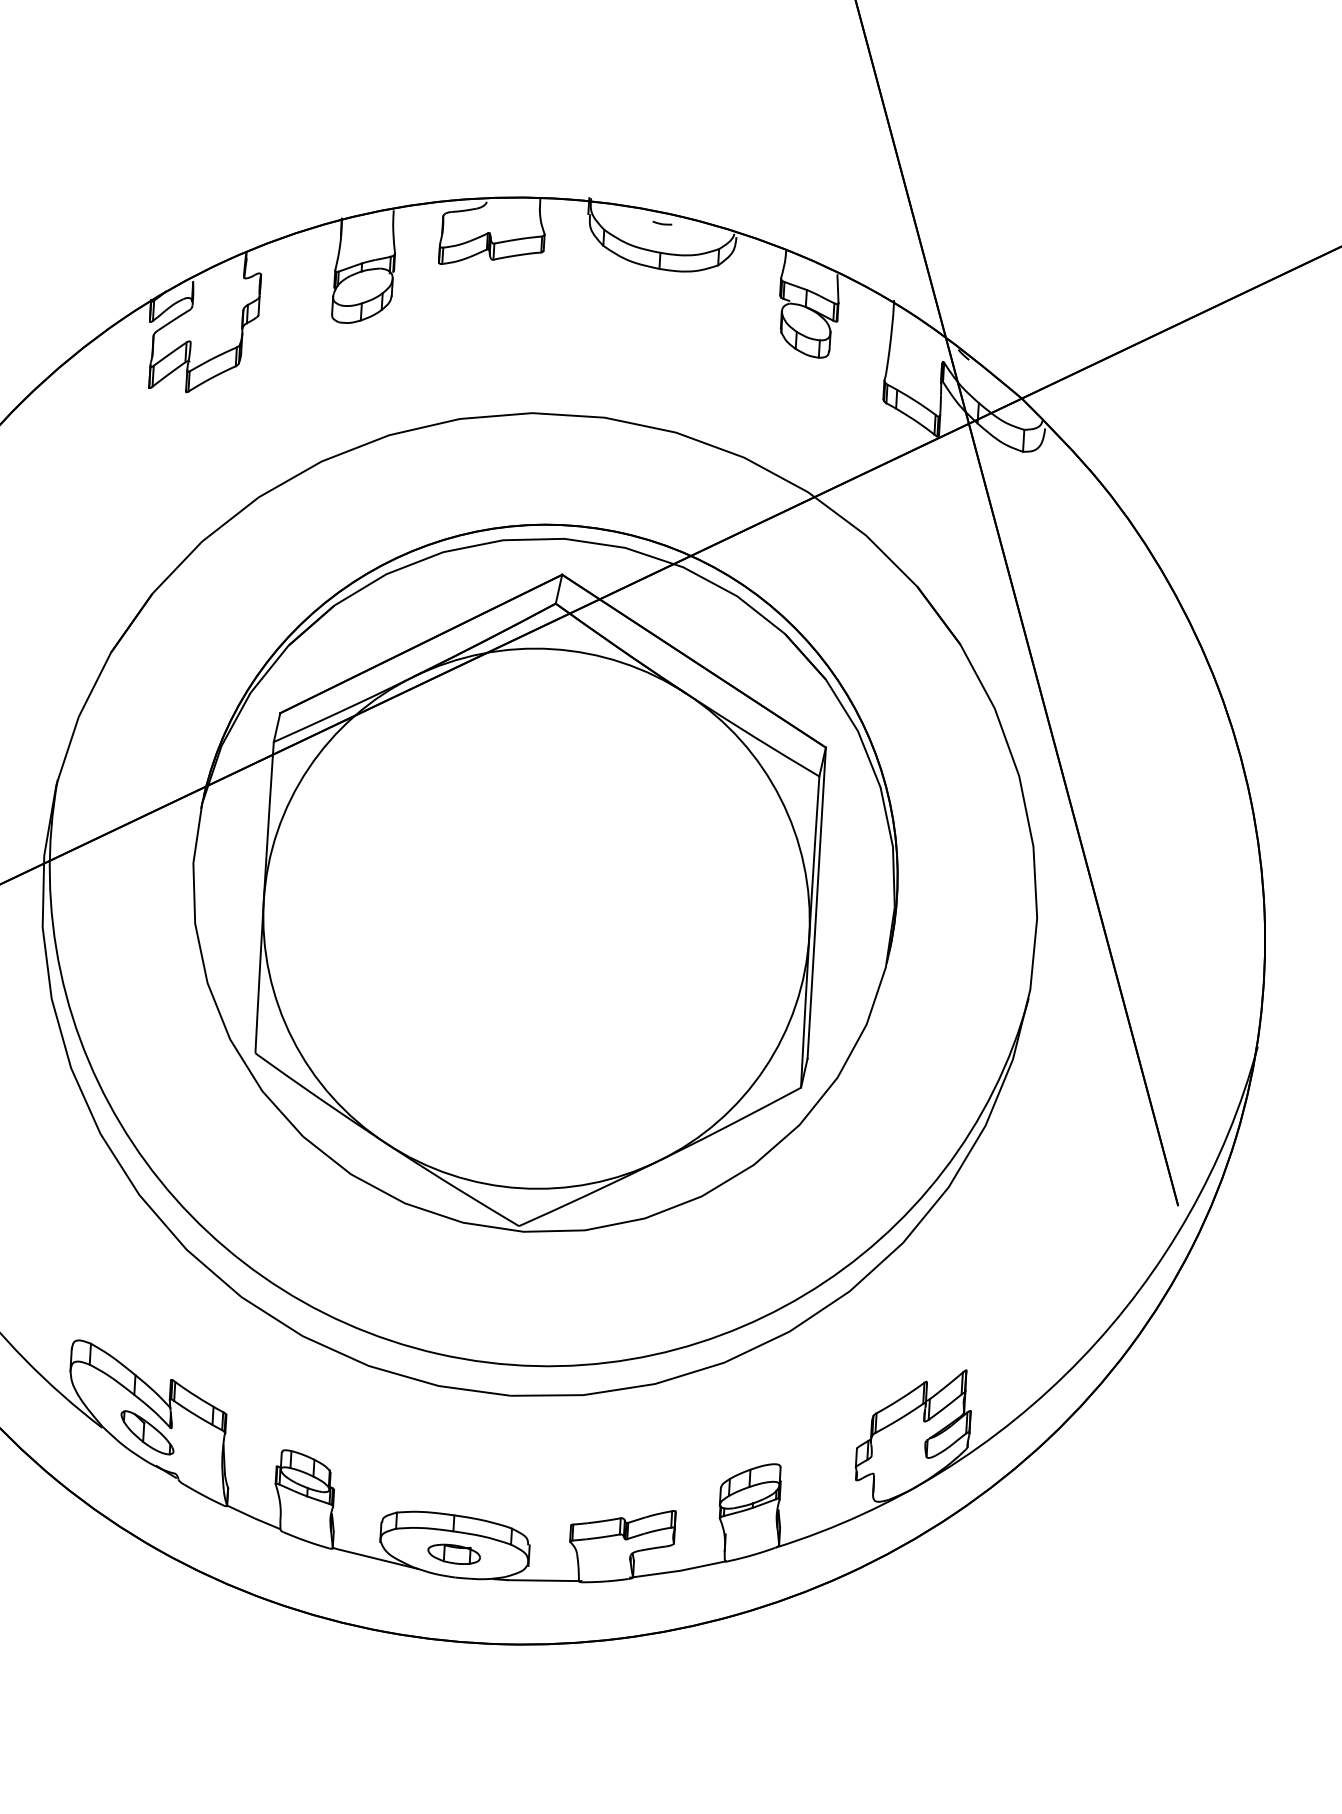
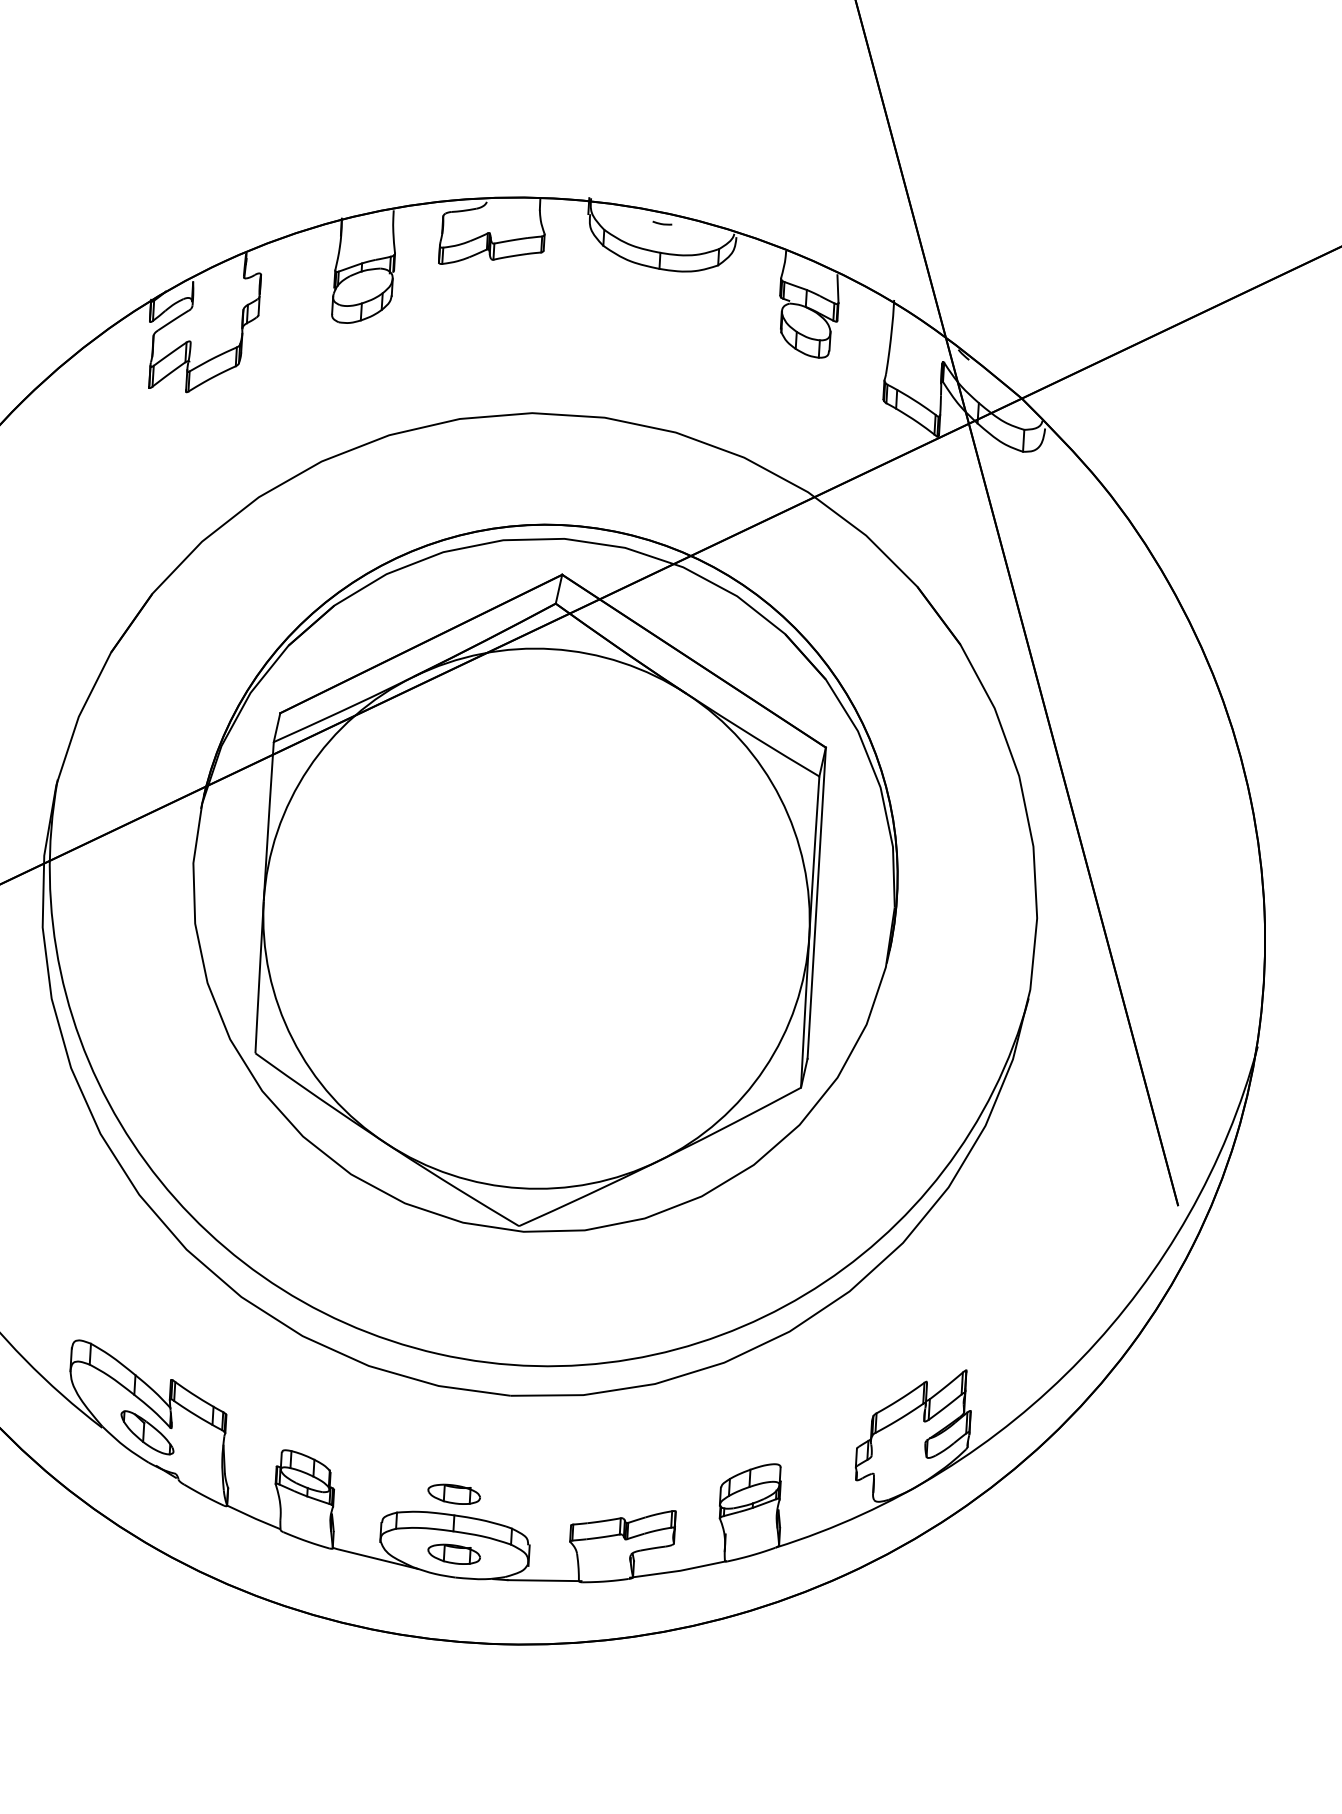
part: none -> present (453, 1493)
